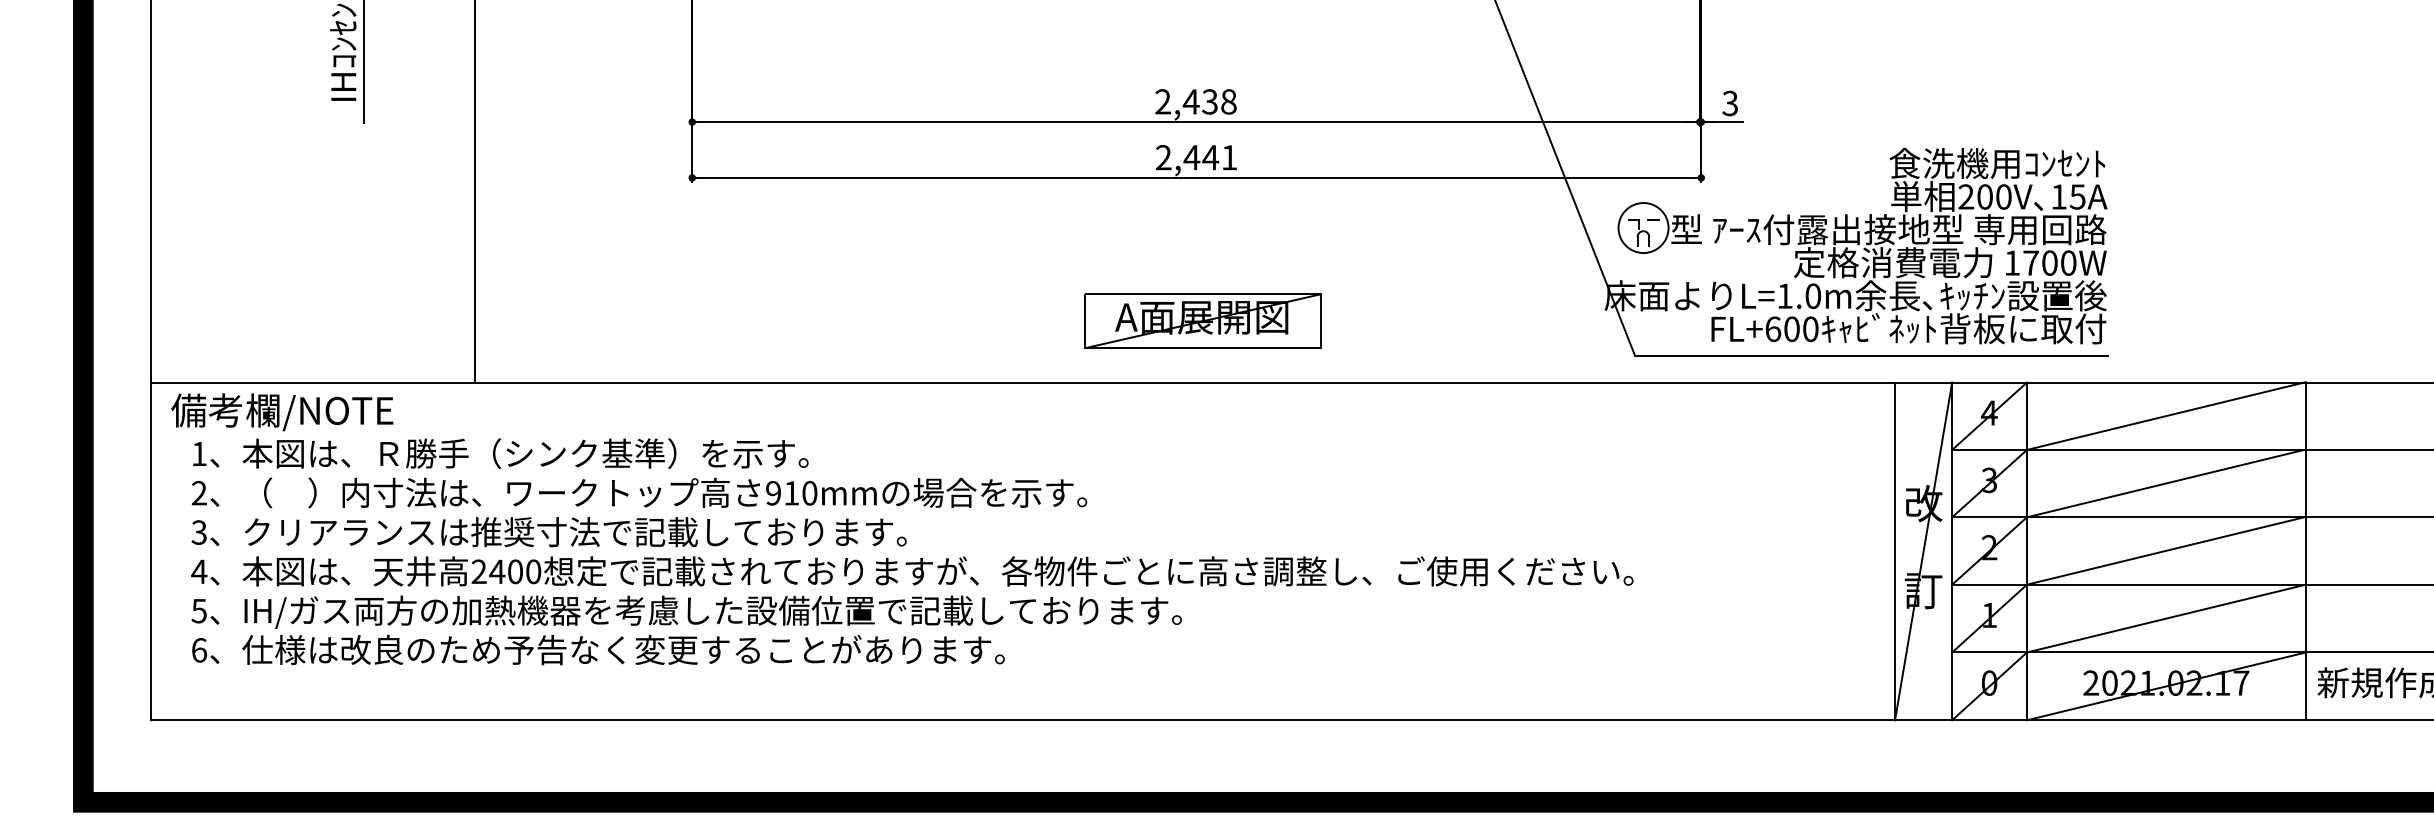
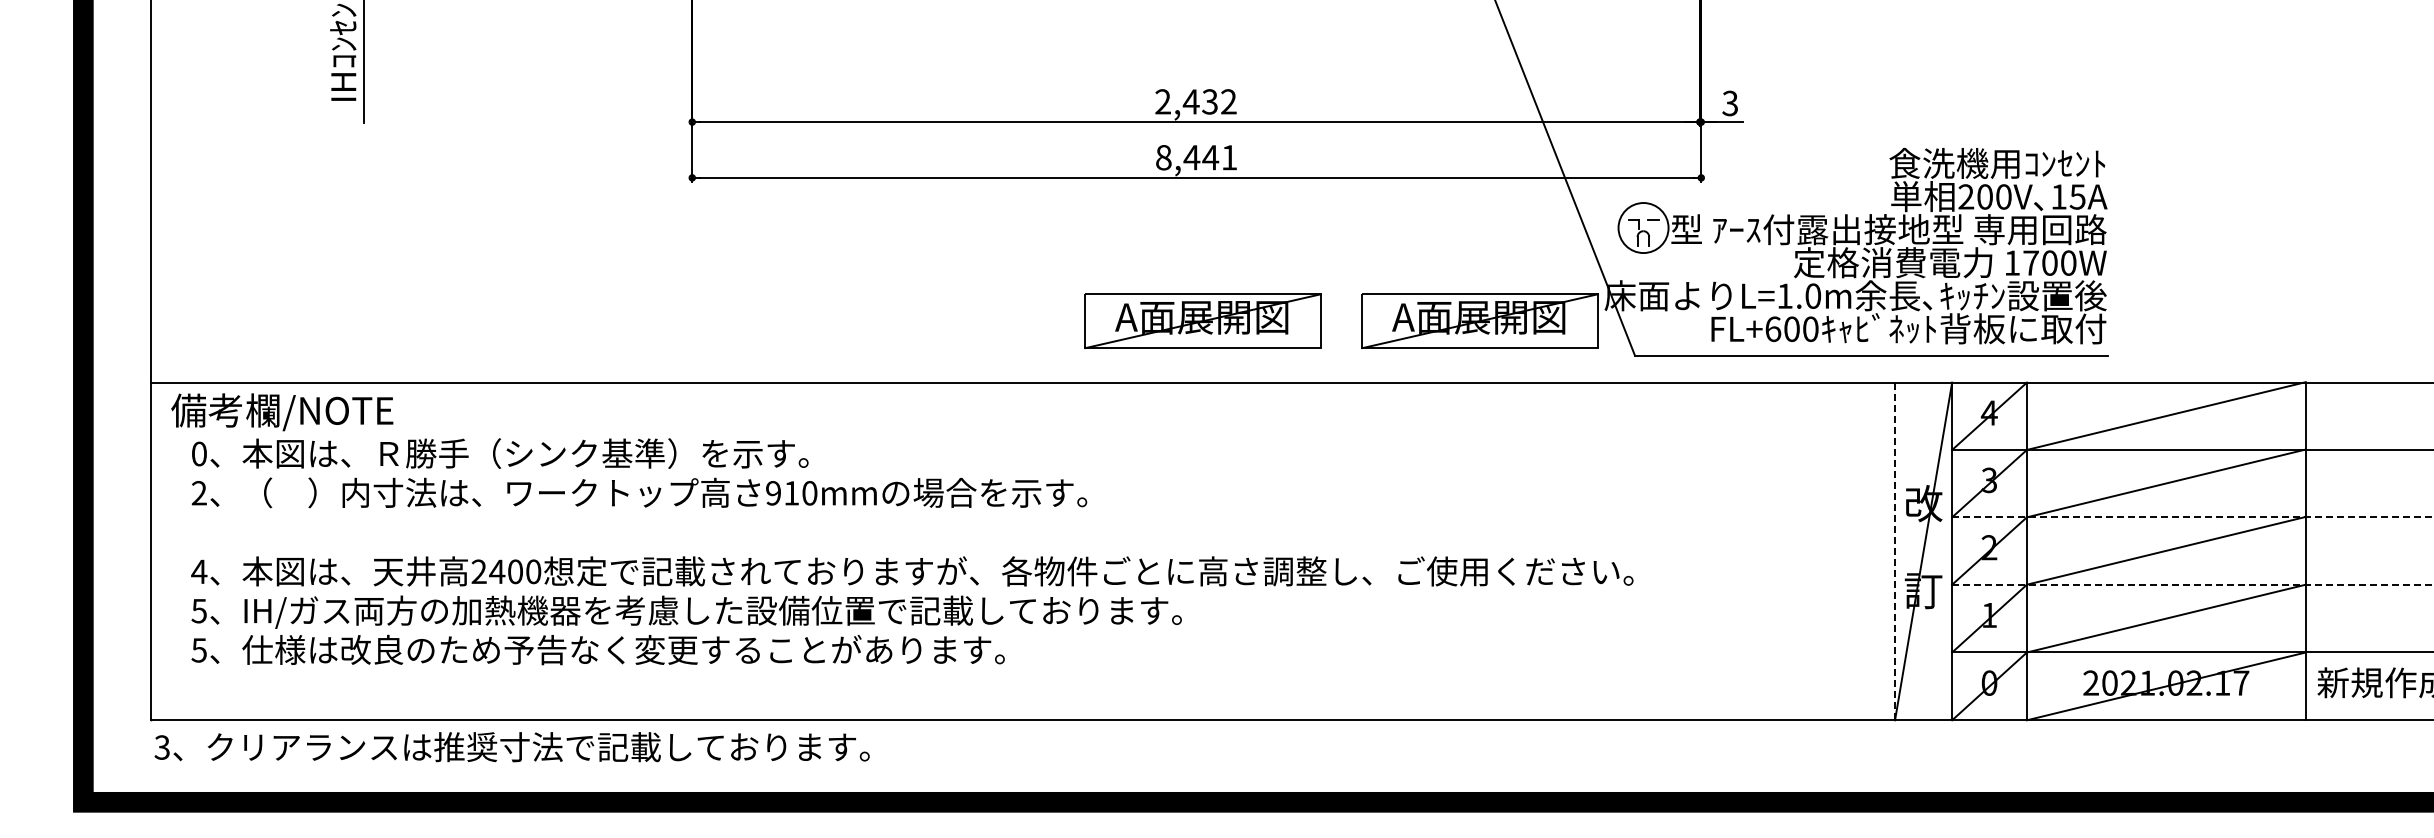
text: 2,438 -> 2,432 (1228, 101)
text: 2,441 -> 8,441 (1163, 157)
line: present -> none (475, 192)
part: none -> present (1479, 321)
text: 1 -> 0 (199, 453)
line: solid -> dashed (2193, 517)
text position: (548, 532) -> (511, 747) (511, 747)
line: solid -> dashed (1895, 551)
line: solid -> dashed (2193, 584)
text: 6 -> 5 (199, 650)
